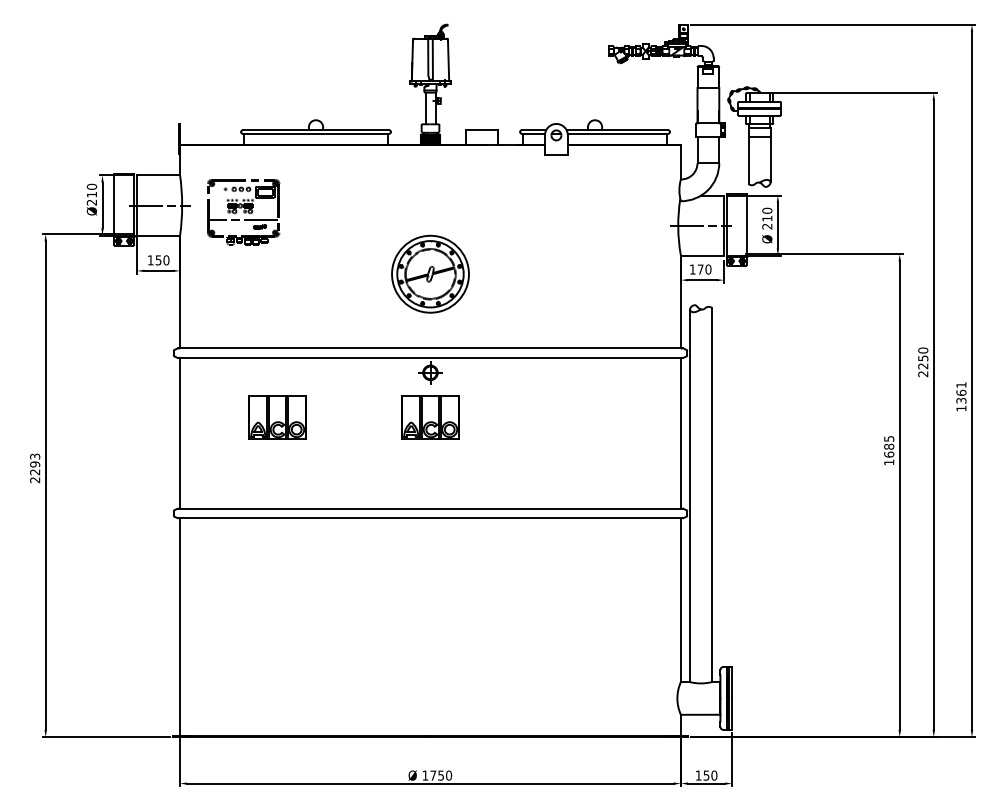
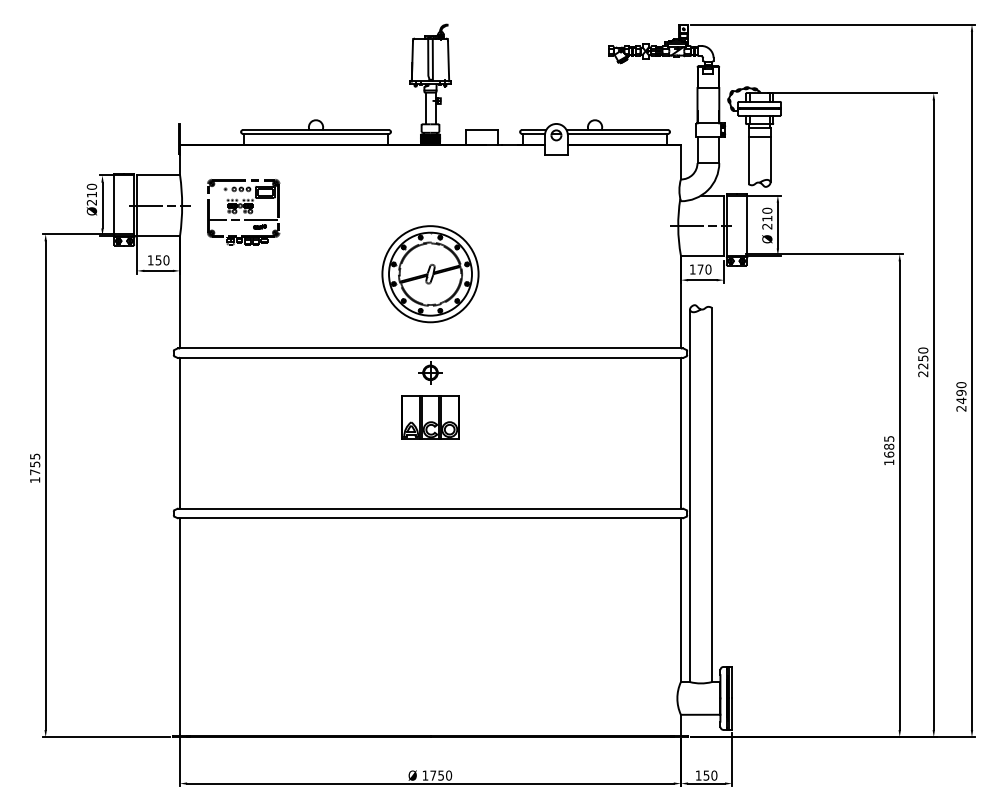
part size: 79x80 px -> 99x99 px (430, 274)
text: 1361 -> 2490 (961, 396)
part: present -> none (277, 417)
text: 2293 -> 1755 (35, 468)
